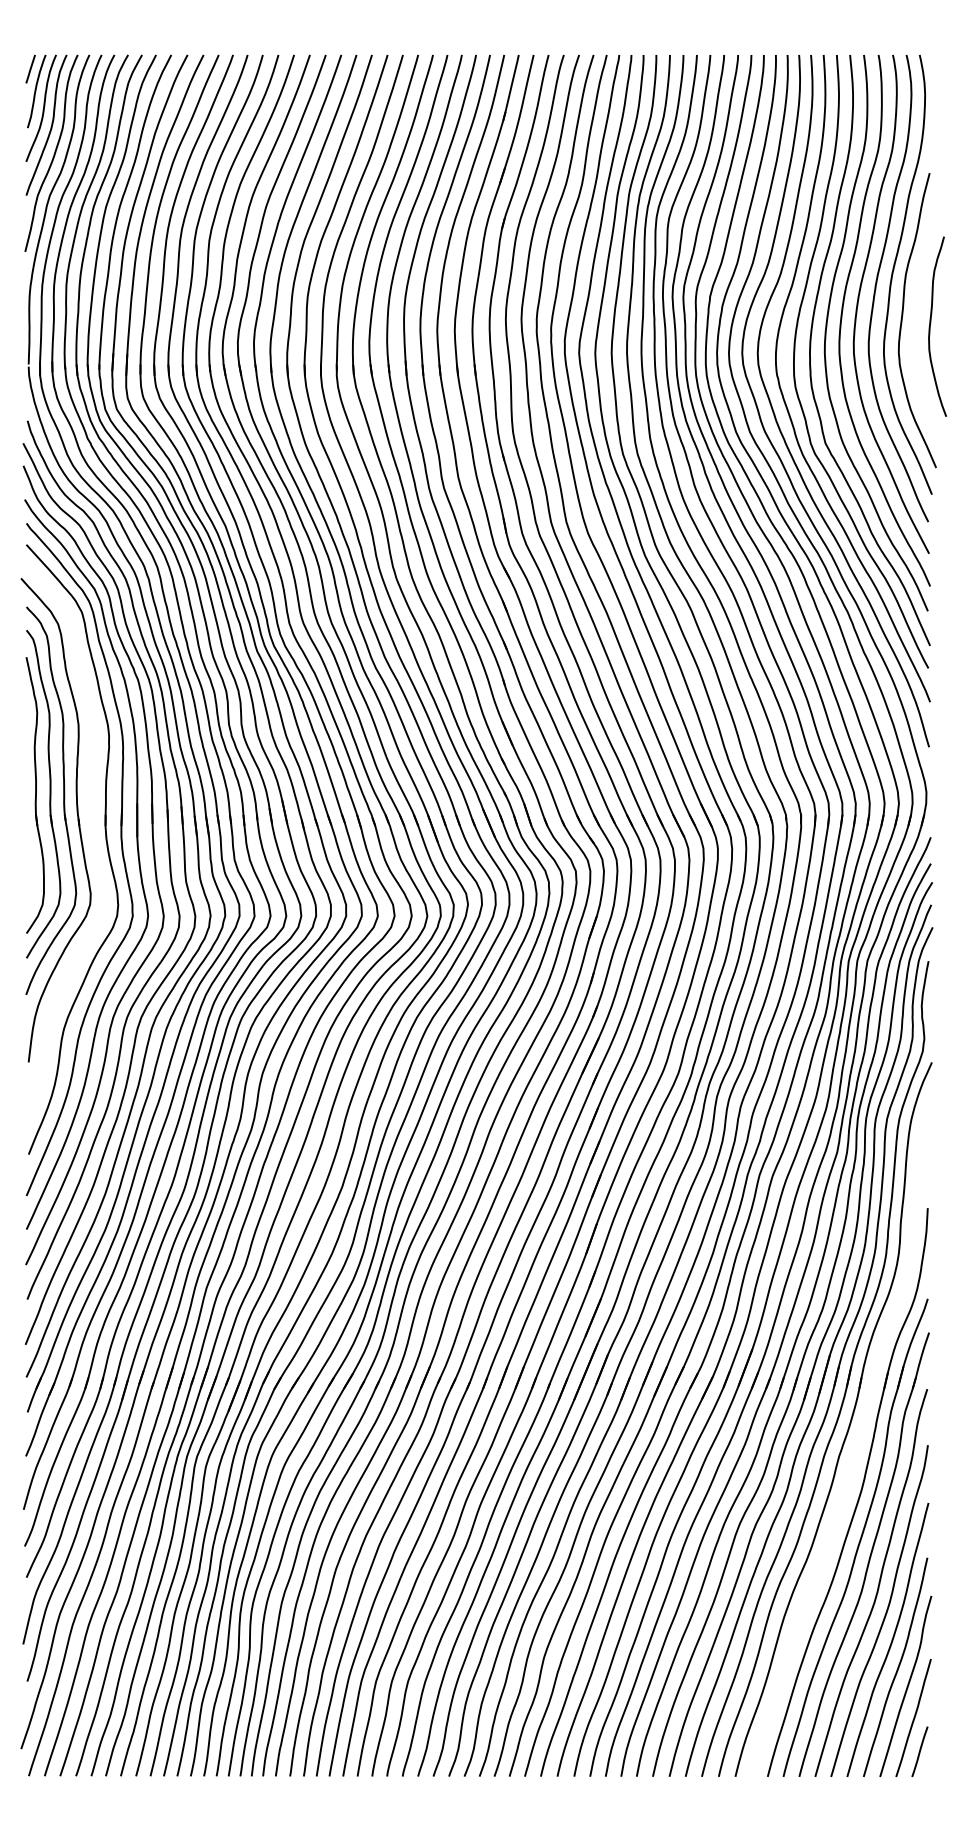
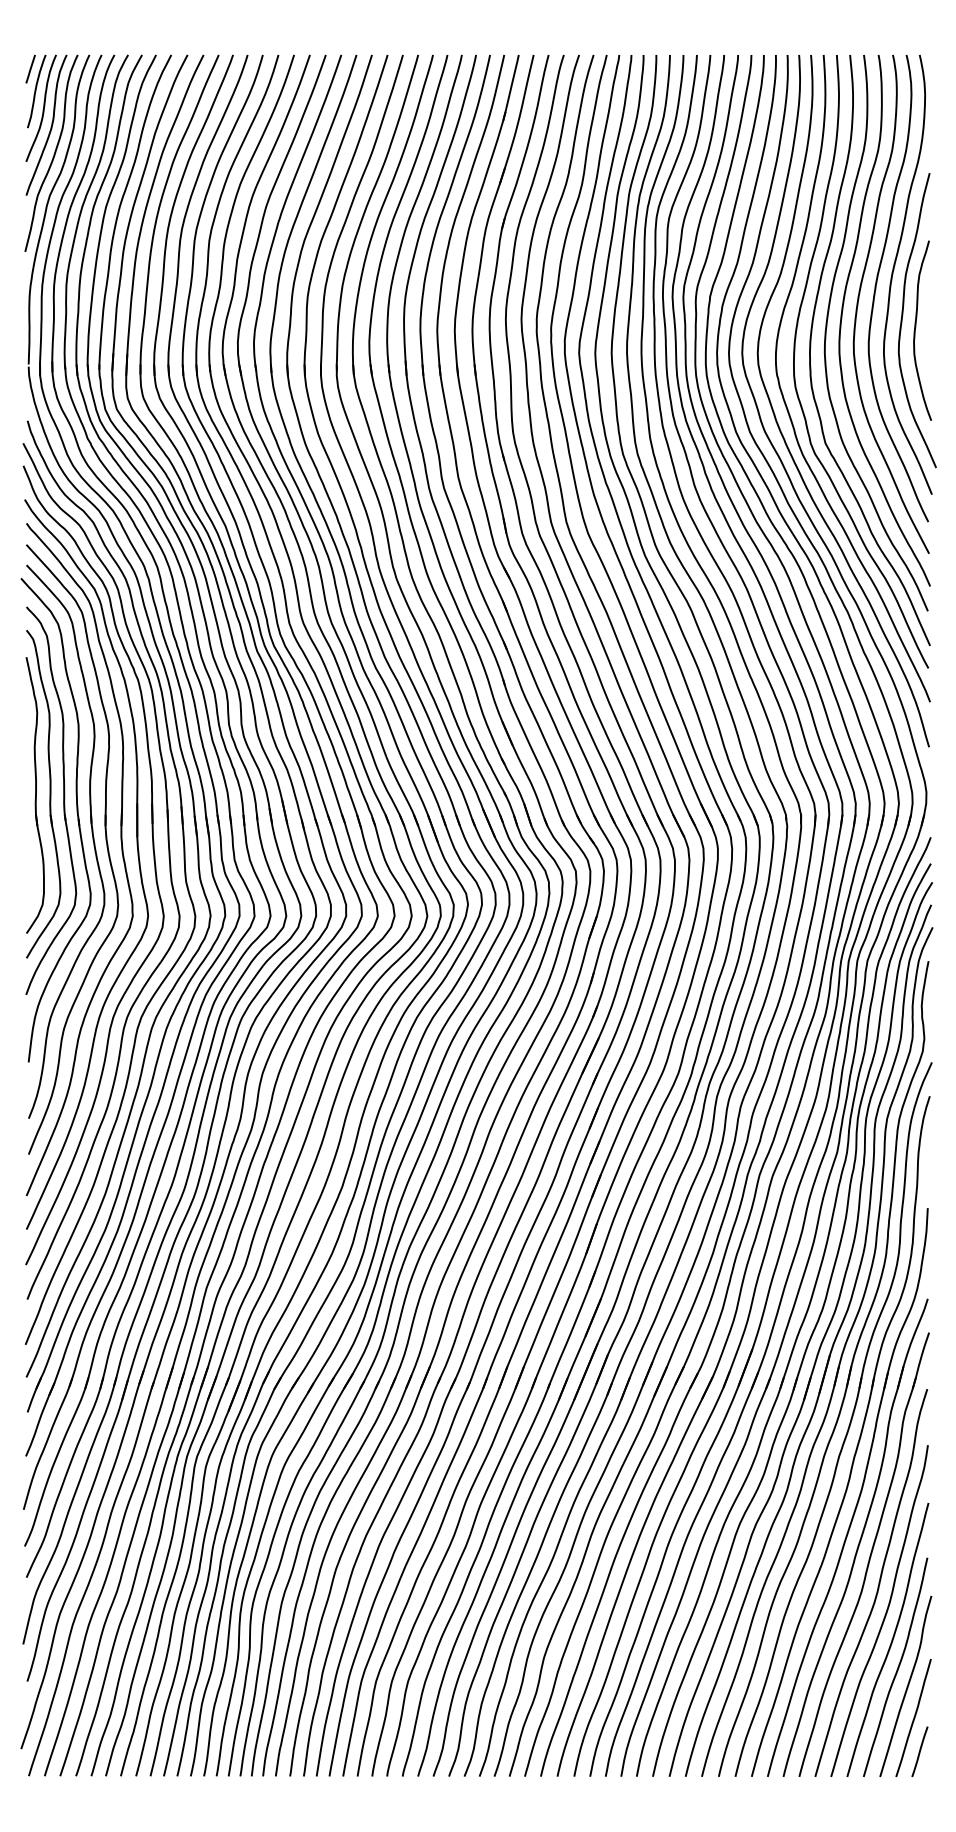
curve position: (931, 323) -> (916, 327) (916, 327)
part: none -> present (92, 840)
part: none -> present (857, 1442)
